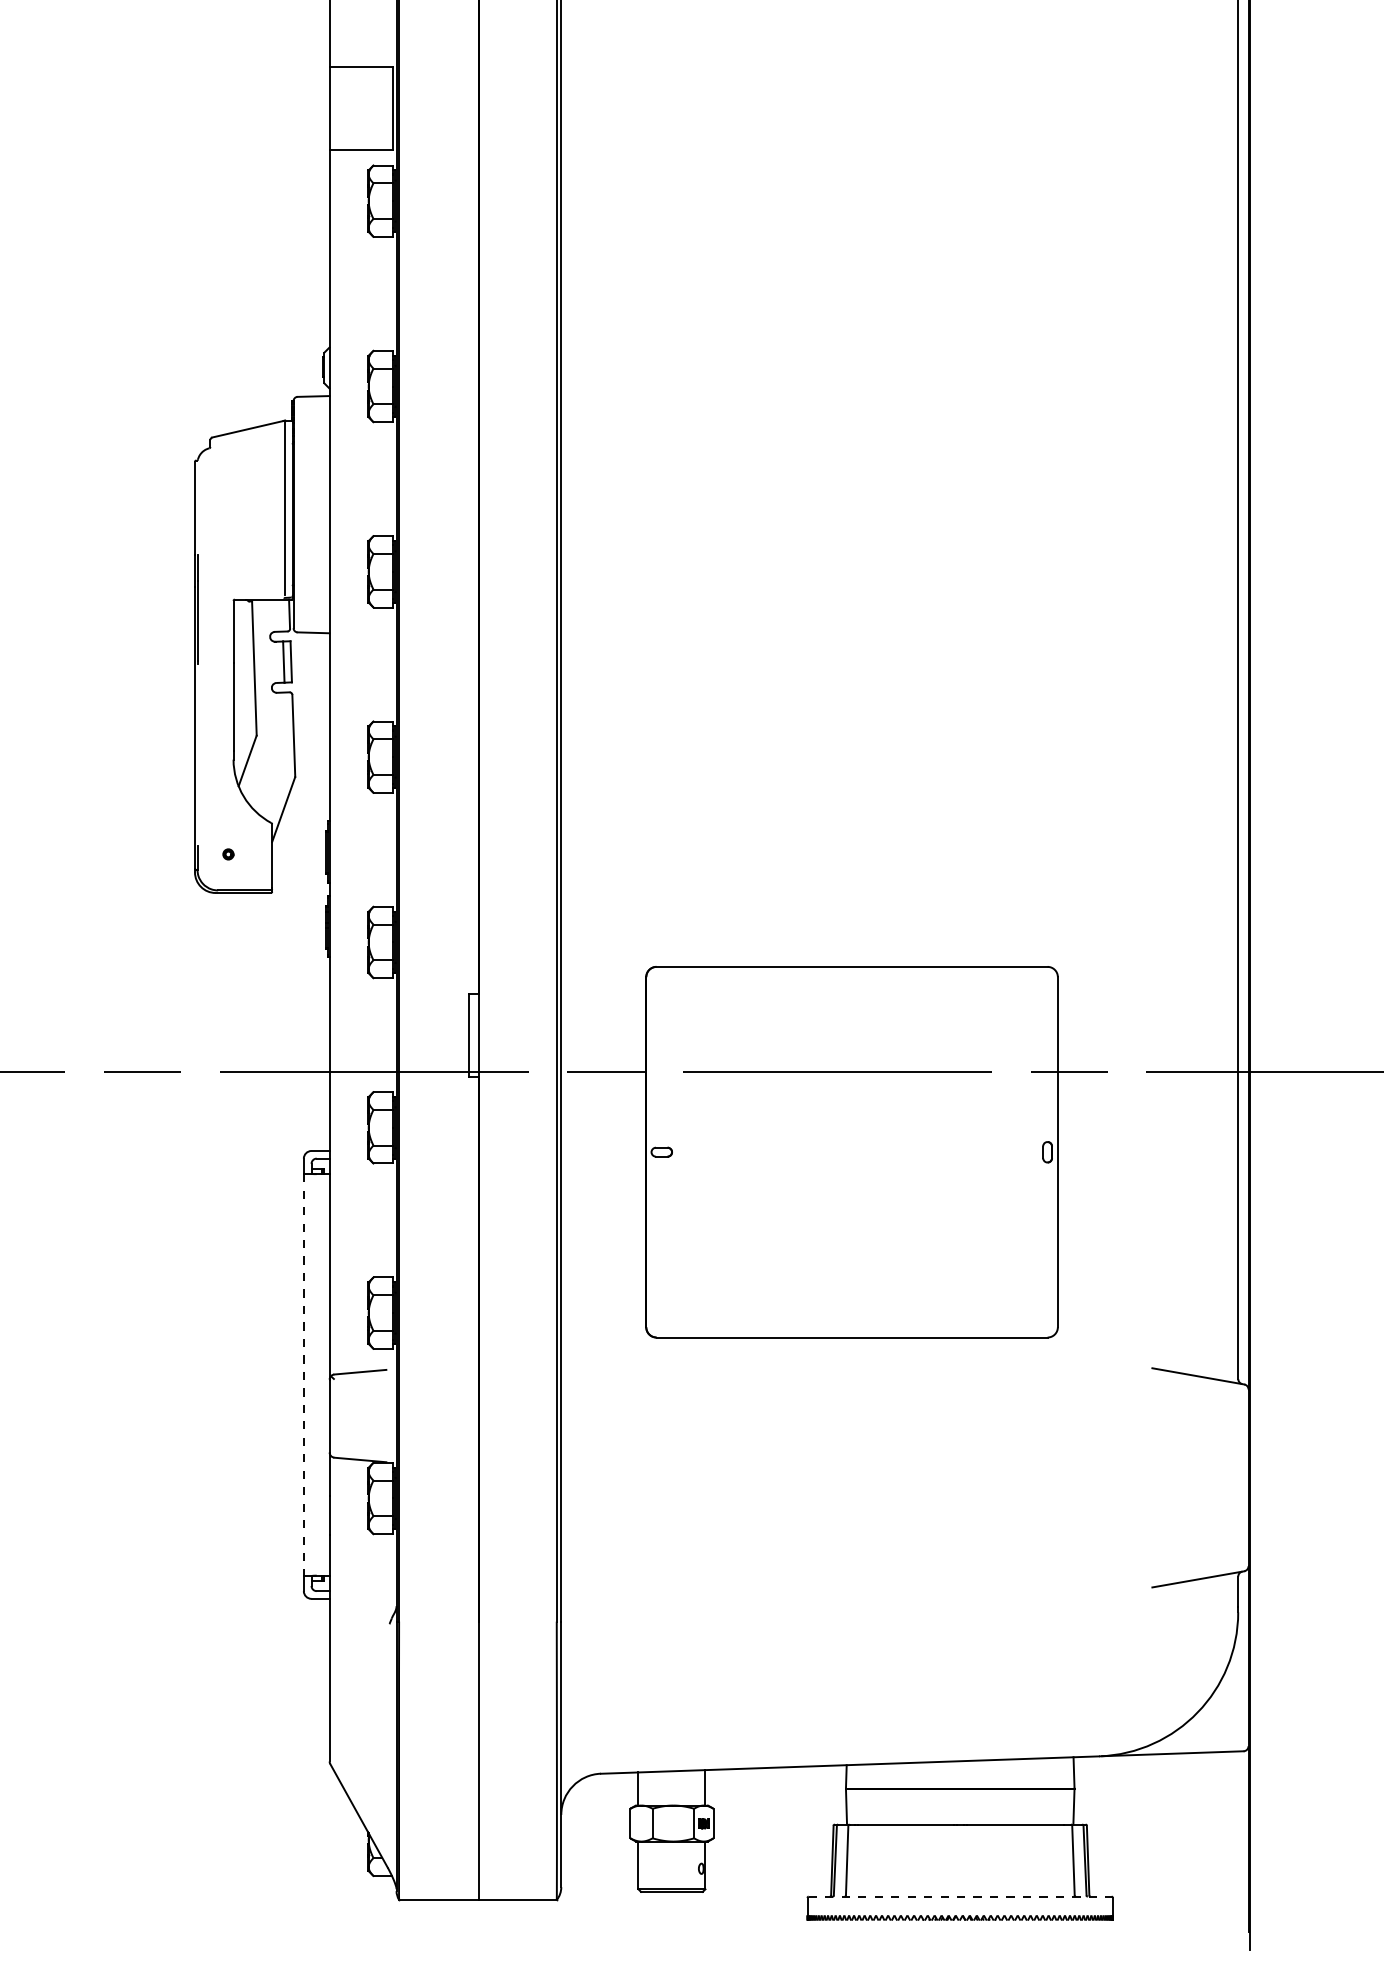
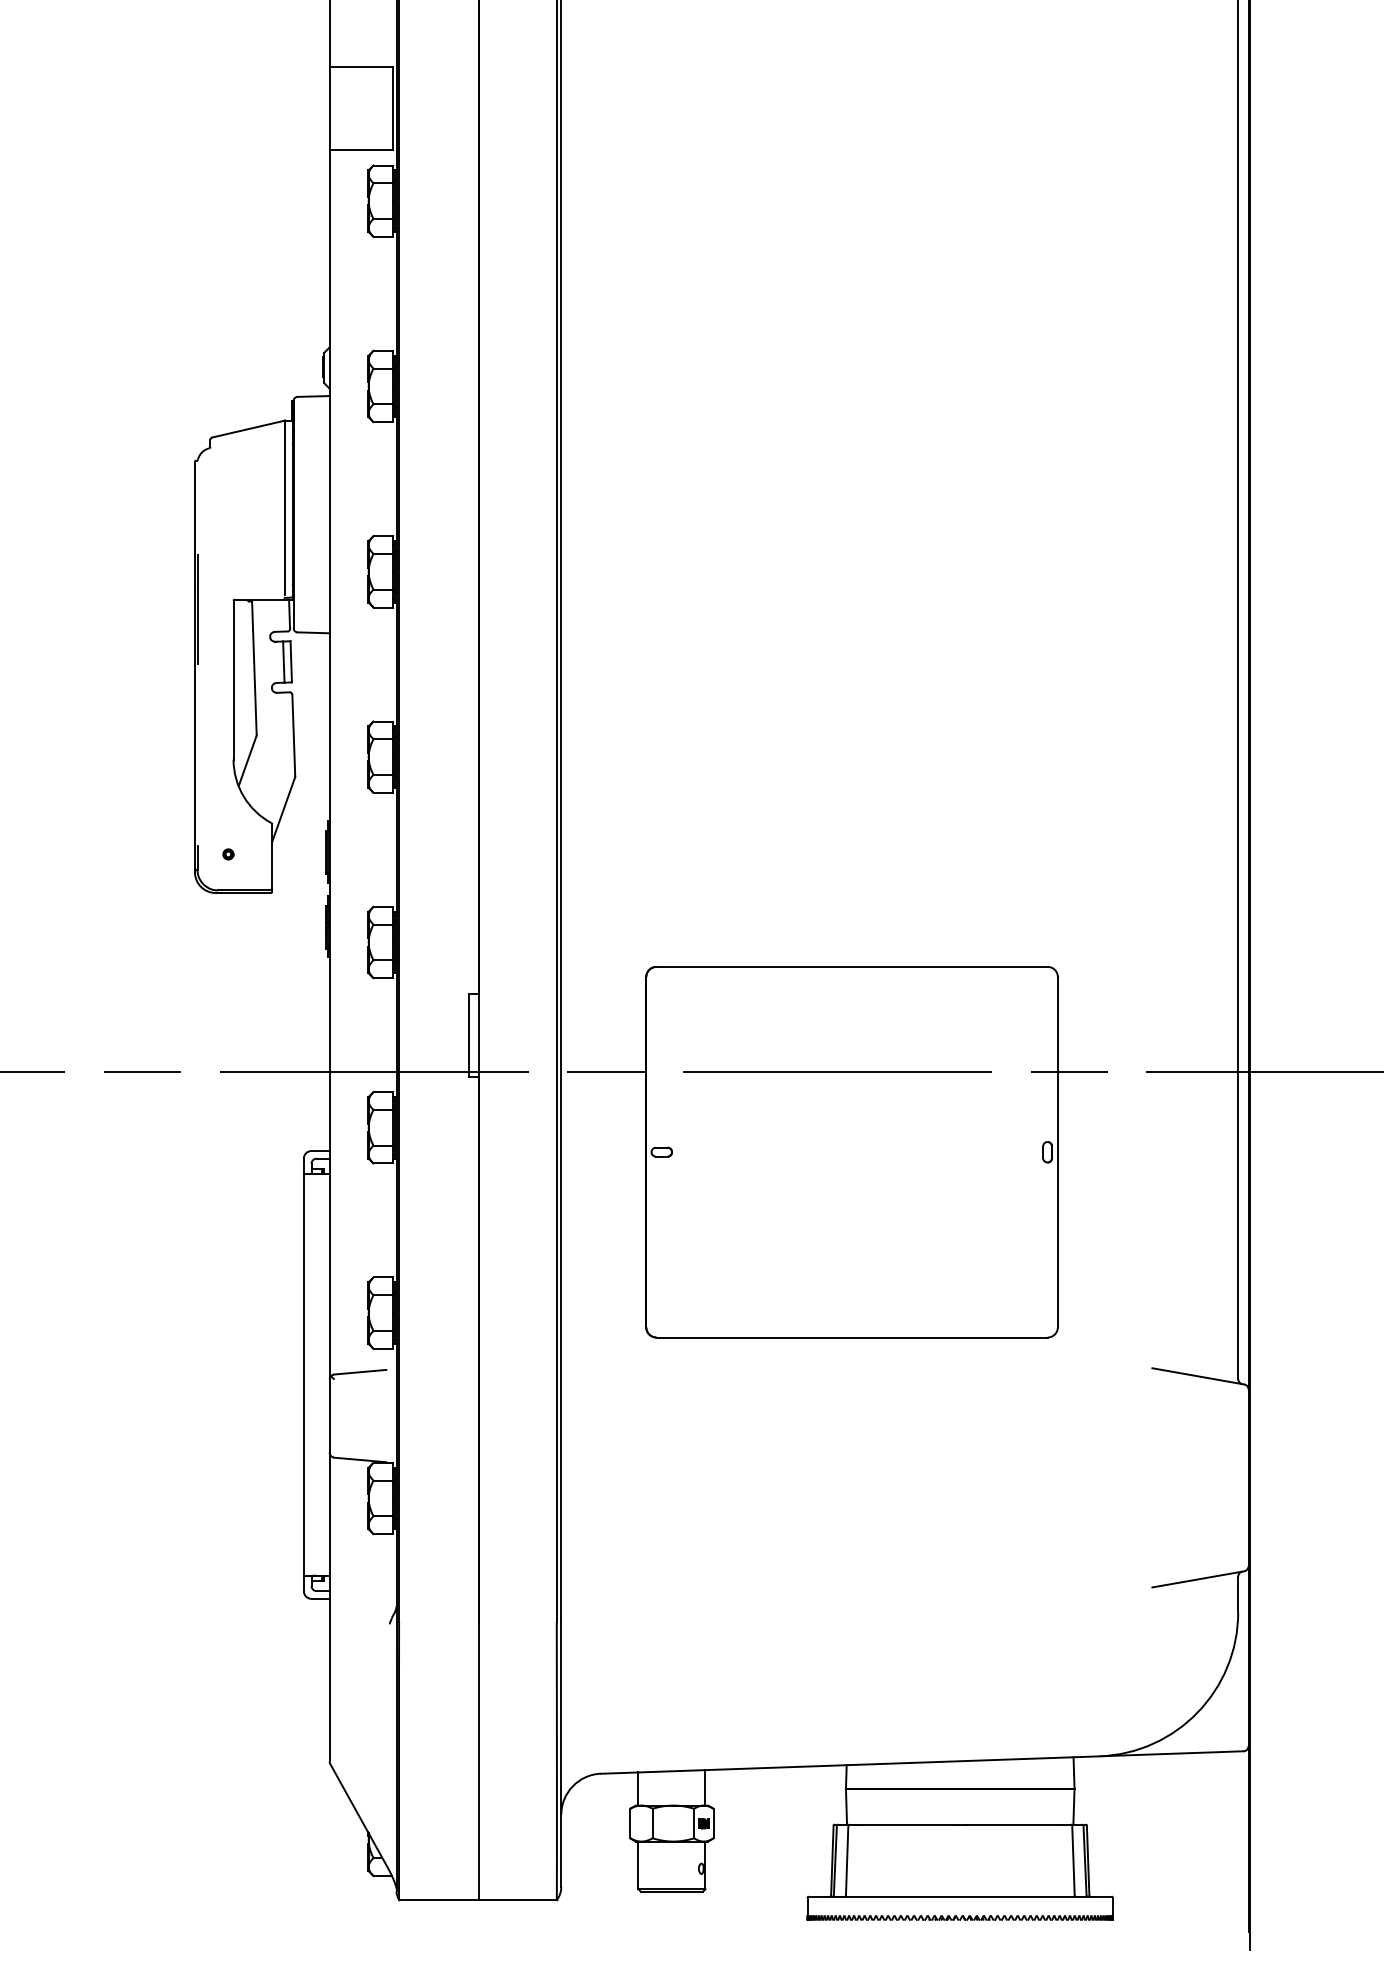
line: dashed -> solid (303, 1374)
line: dashed -> solid (960, 1896)
